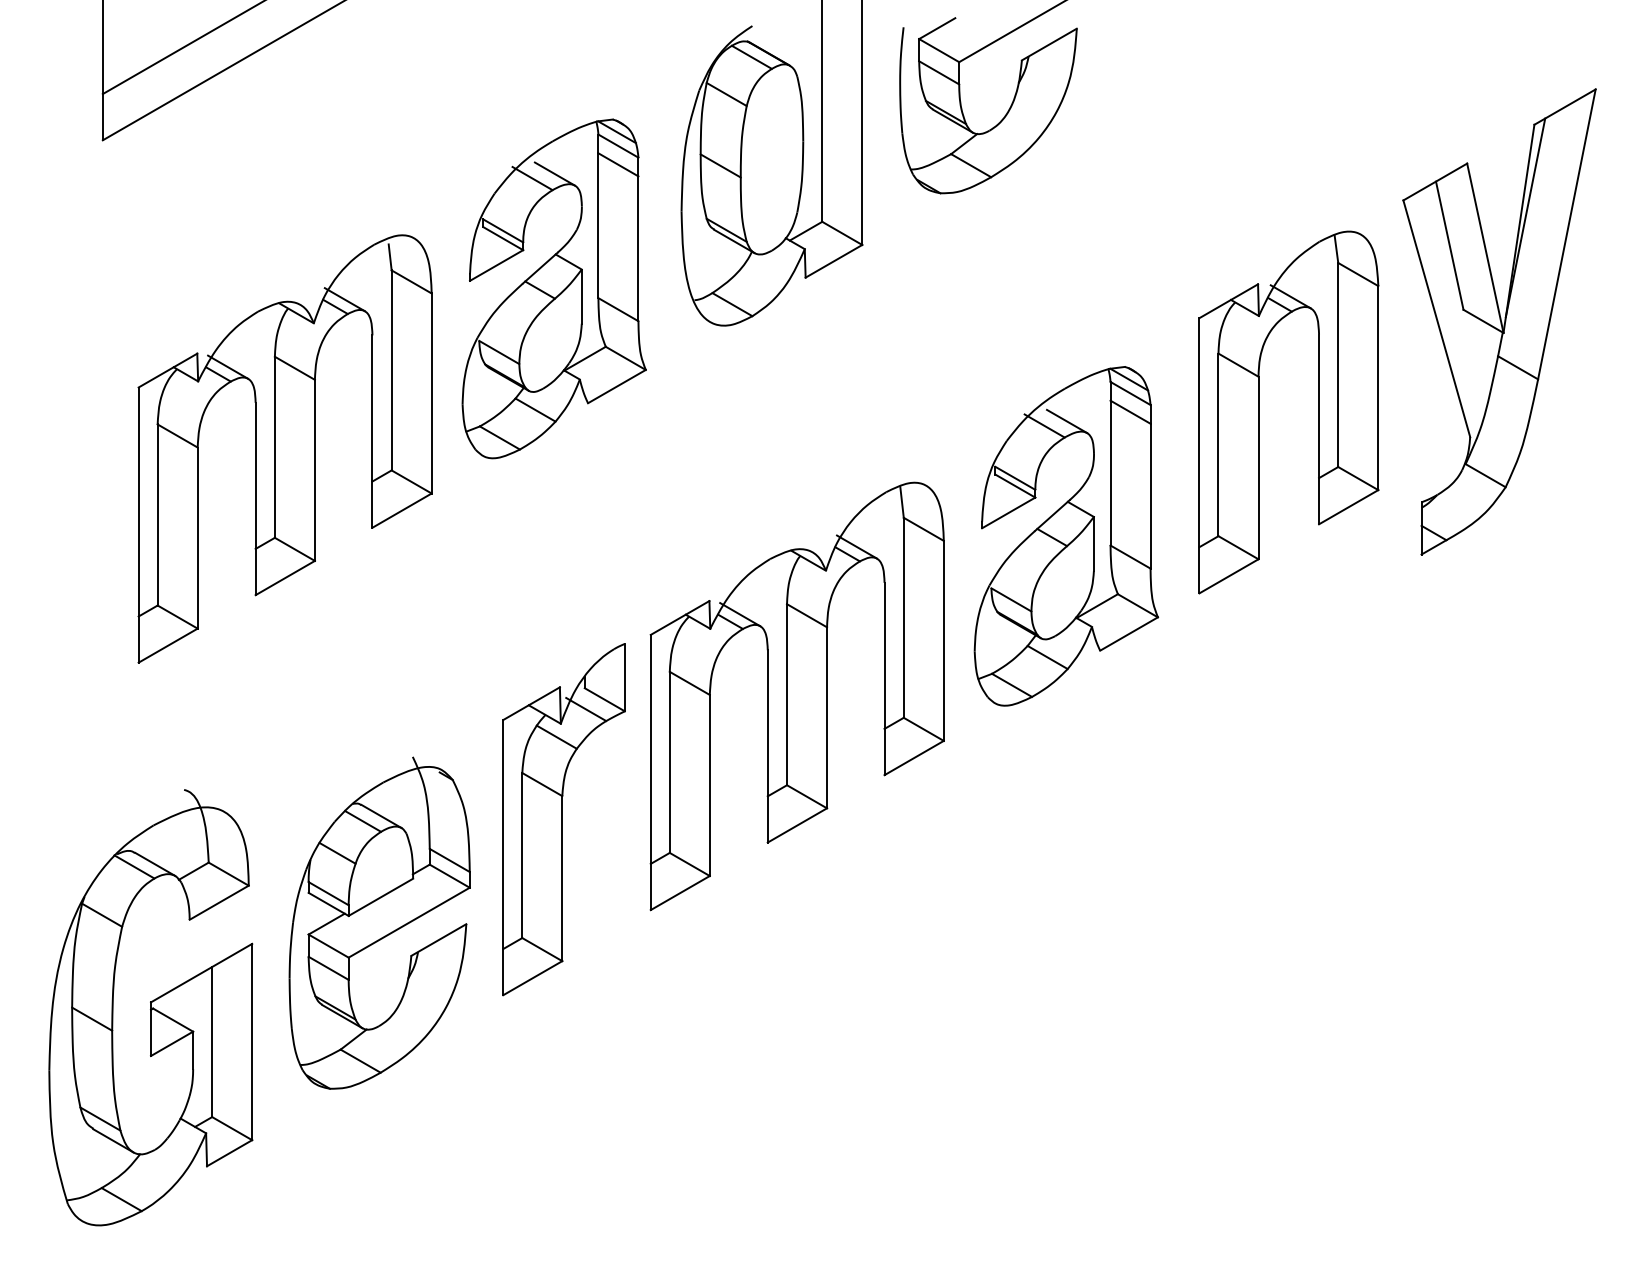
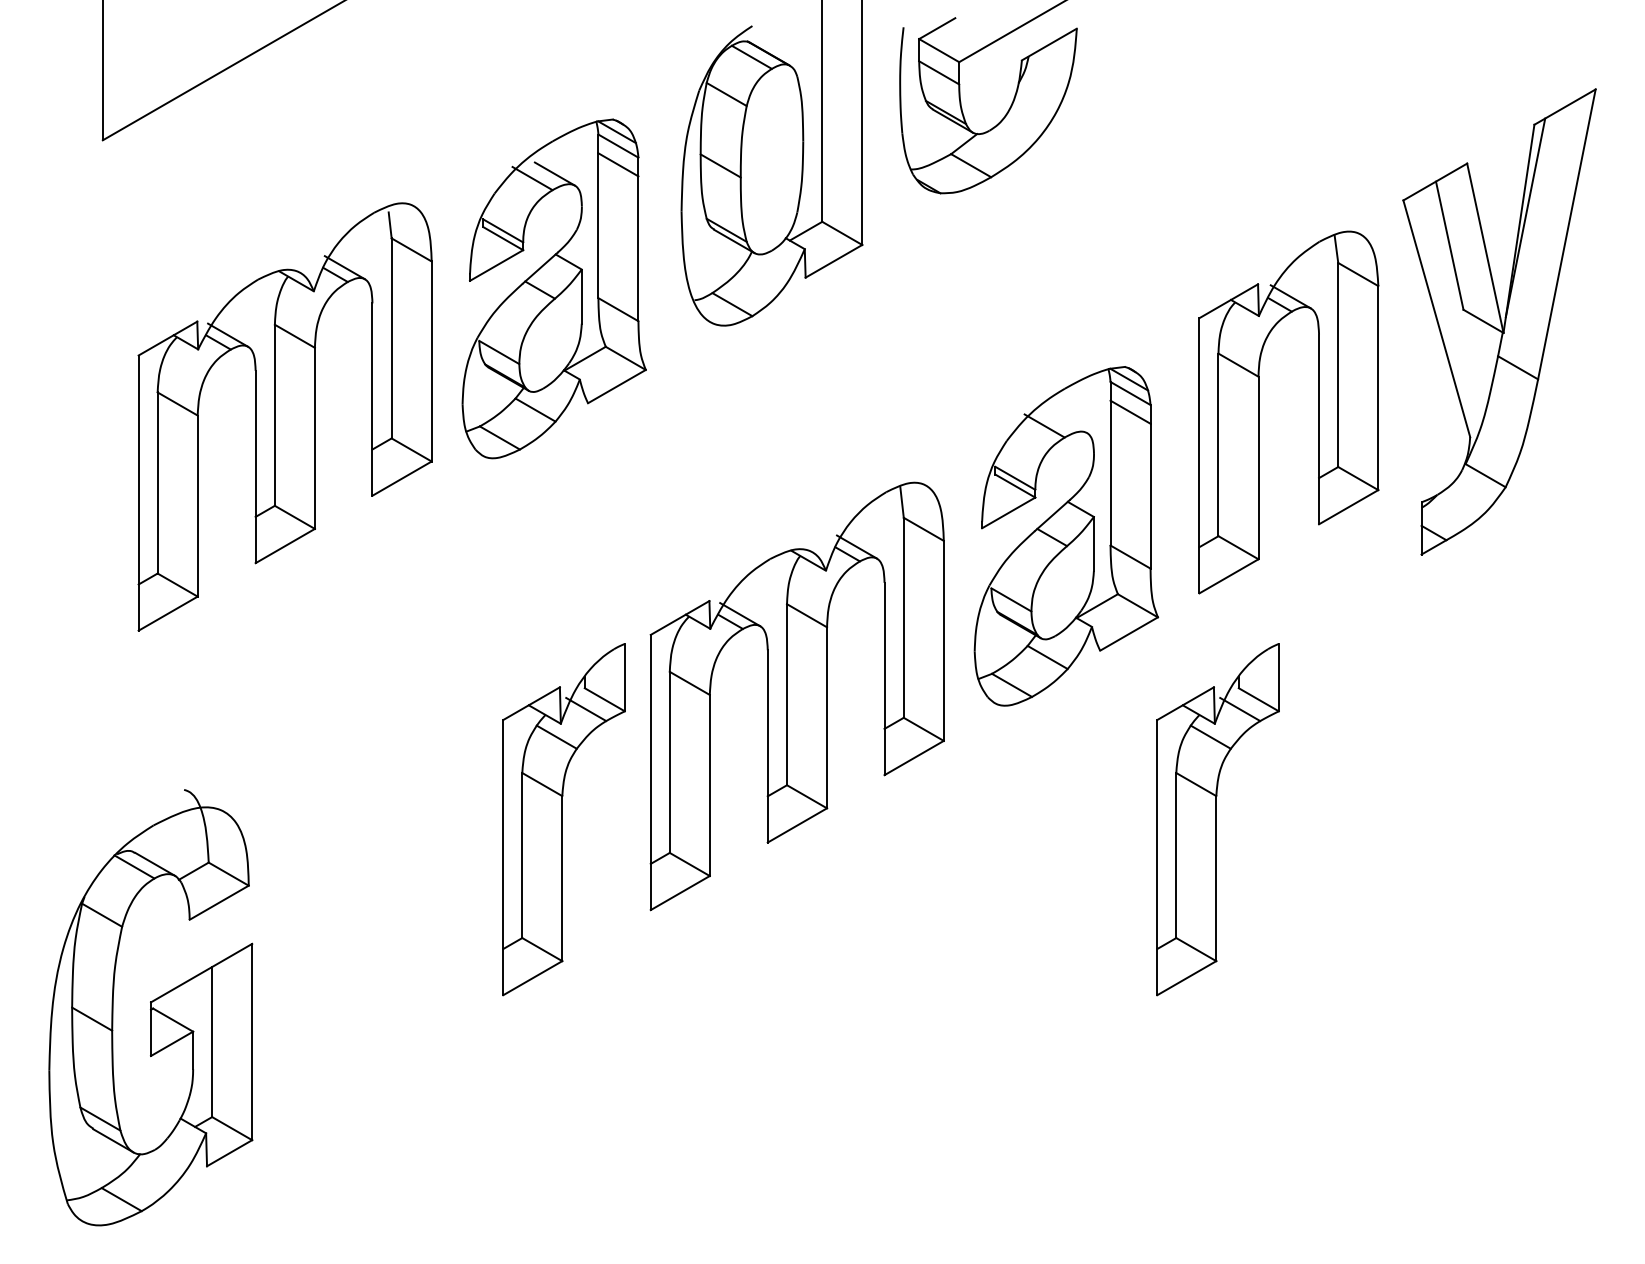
line: present -> none (181, 48)
line: present -> none (1066, 421)
part position: (284, 448) -> (284, 416) (284, 416)
part: none -> present (1217, 819)
part: present -> none (379, 922)
